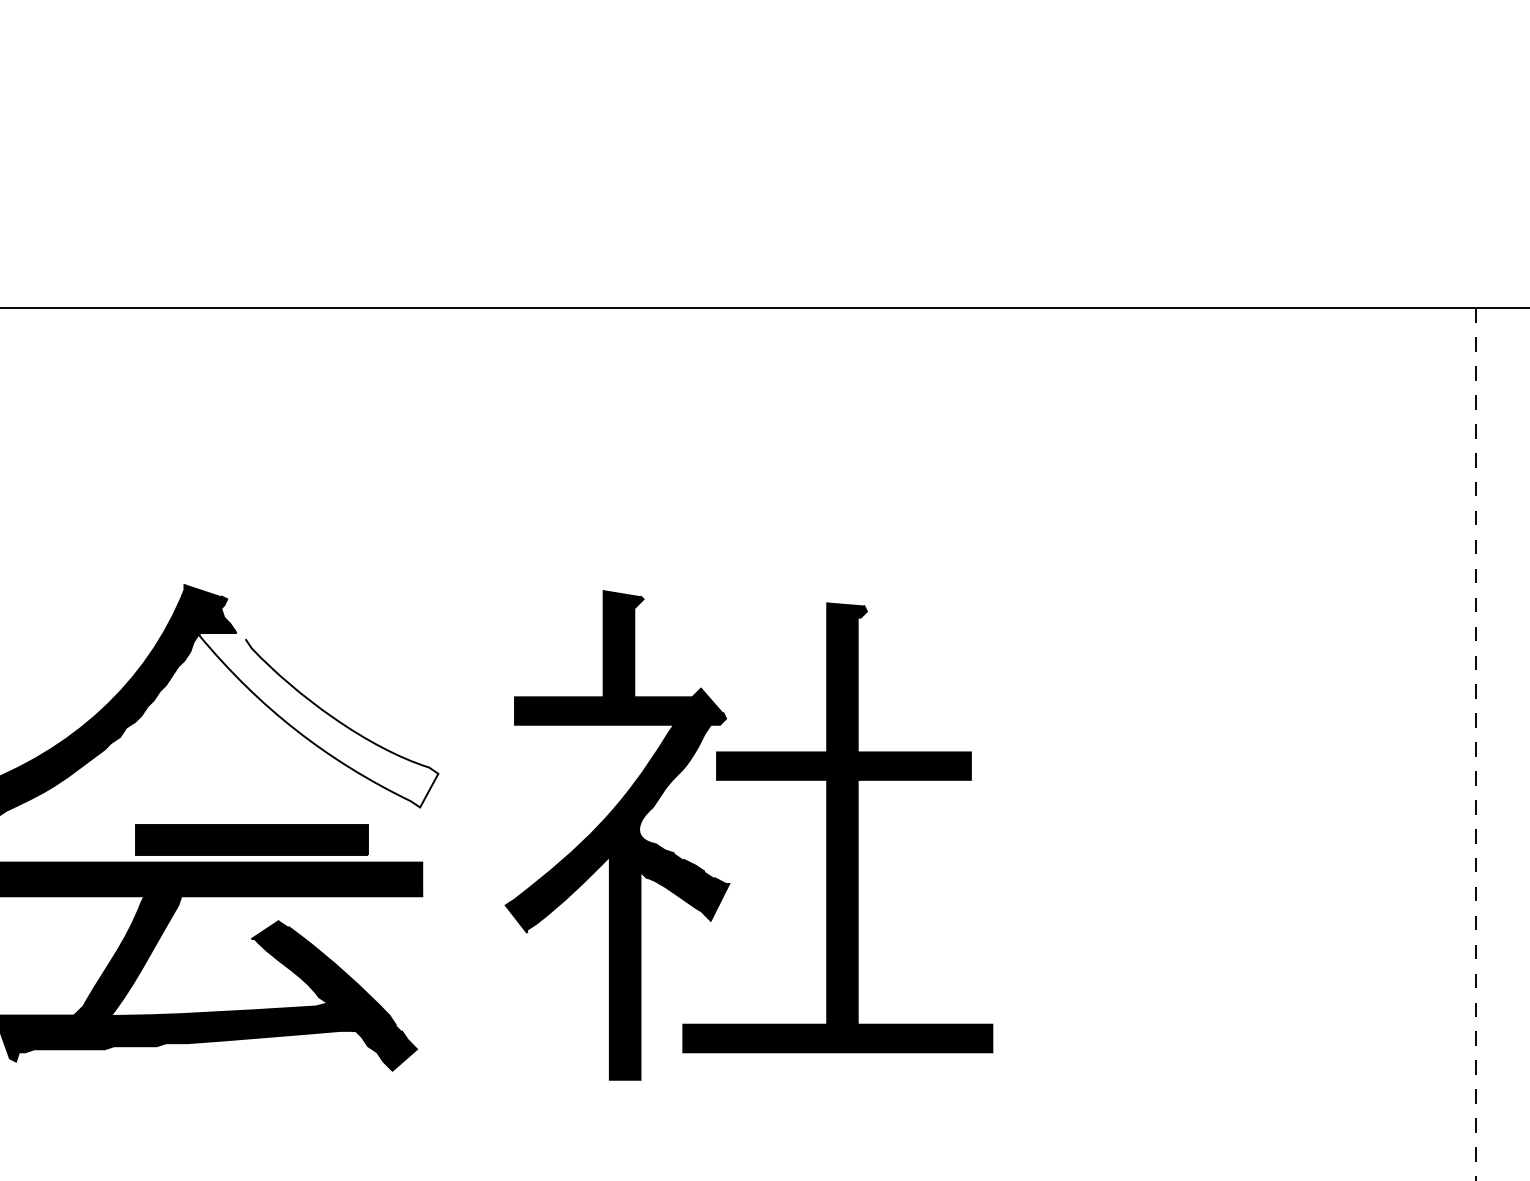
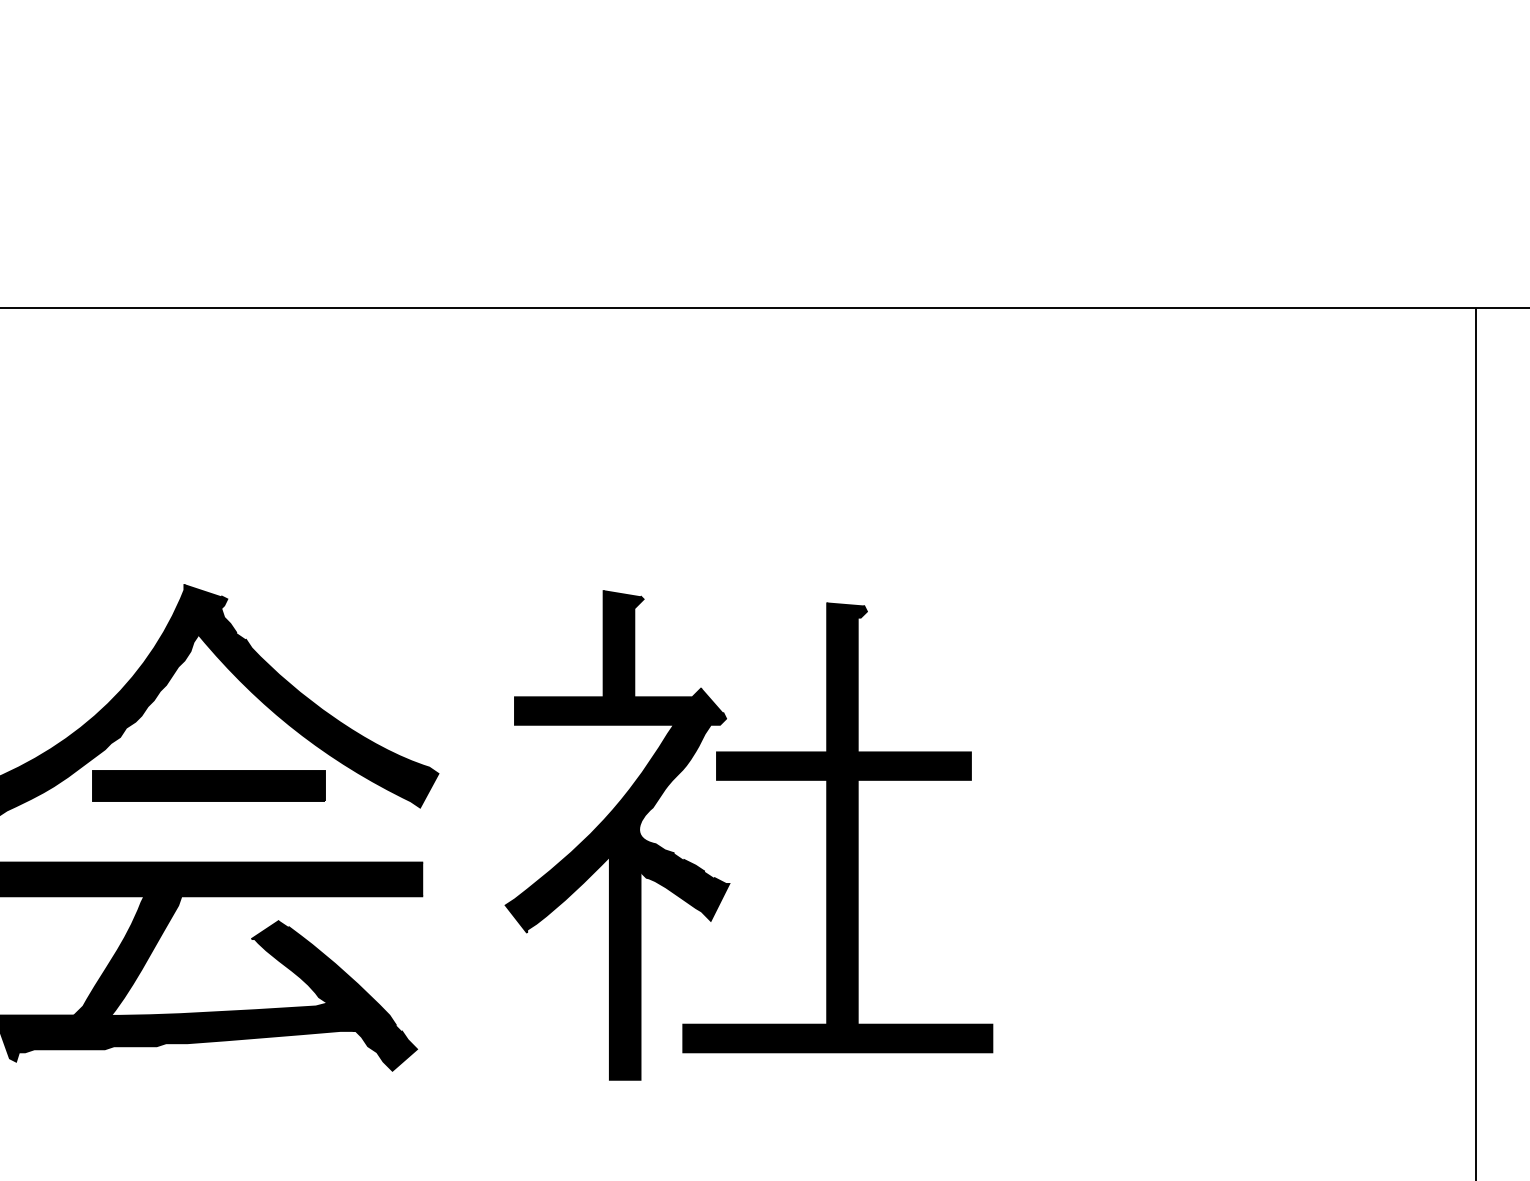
fill: none -> present (318, 719)
line: dashed -> solid (1476, 744)
part position: (251, 839) -> (208, 785) (208, 785)
